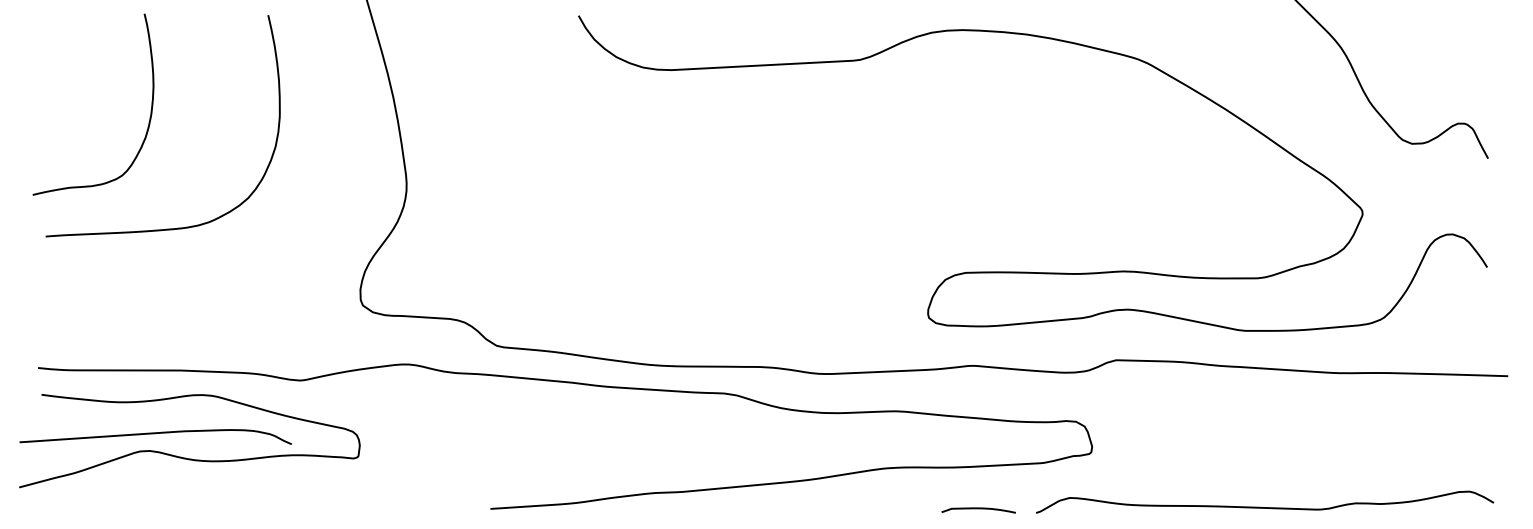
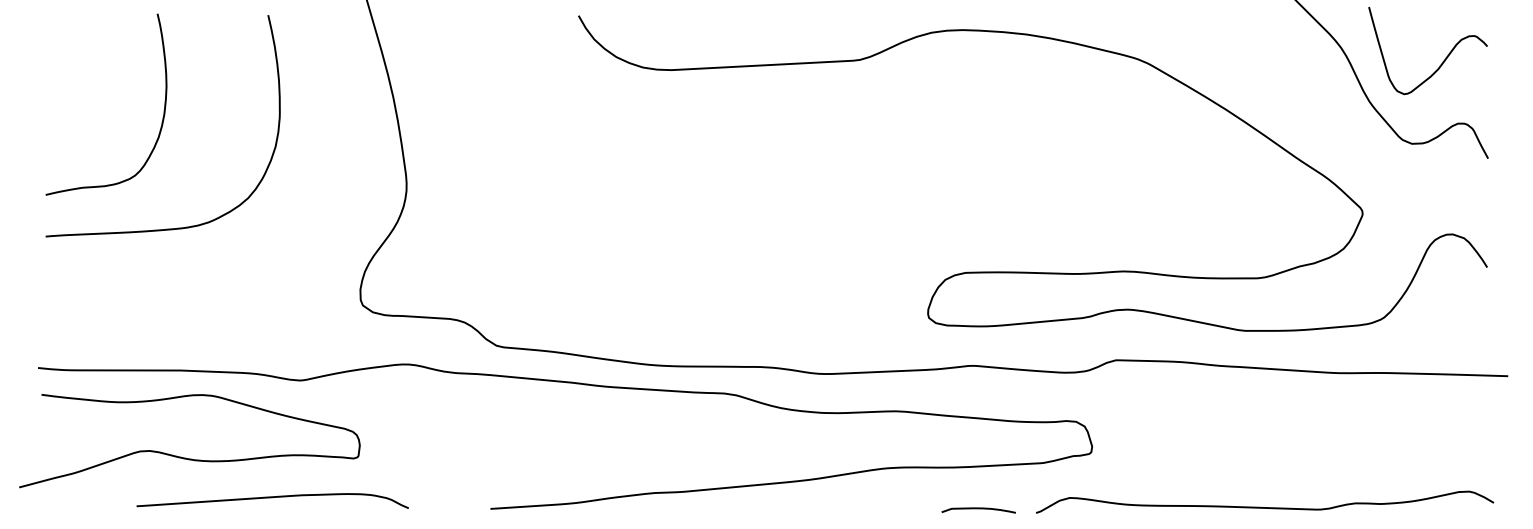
curve: none -> present (1442, 61)
curve position: (150, 110) -> (163, 110) (163, 110)
curve position: (155, 434) -> (272, 498) (272, 498)
